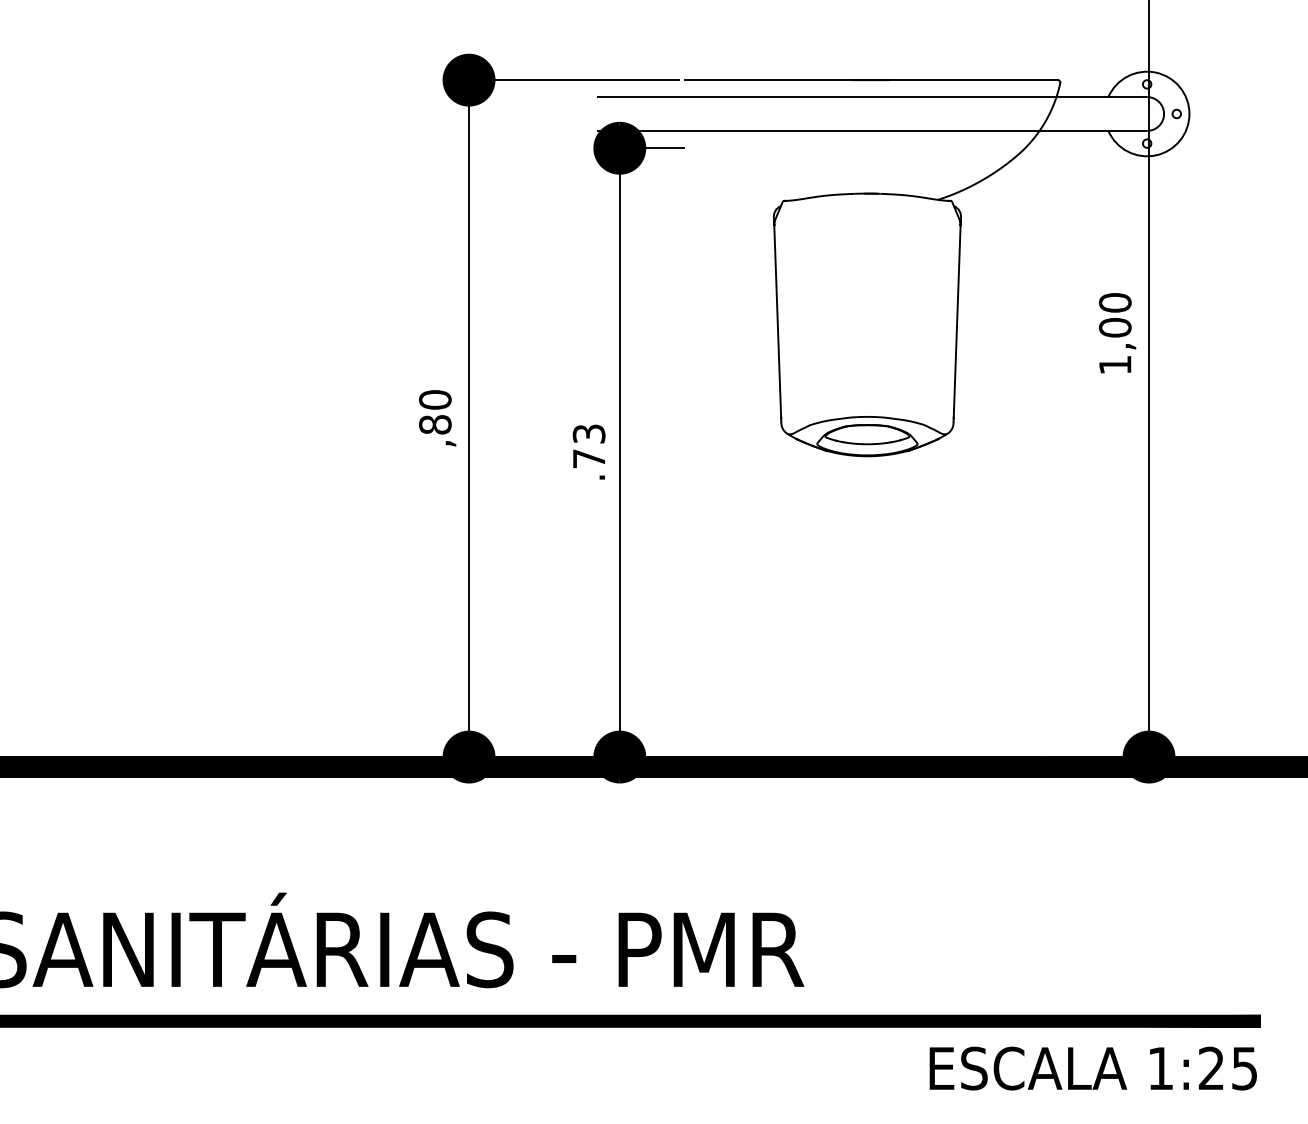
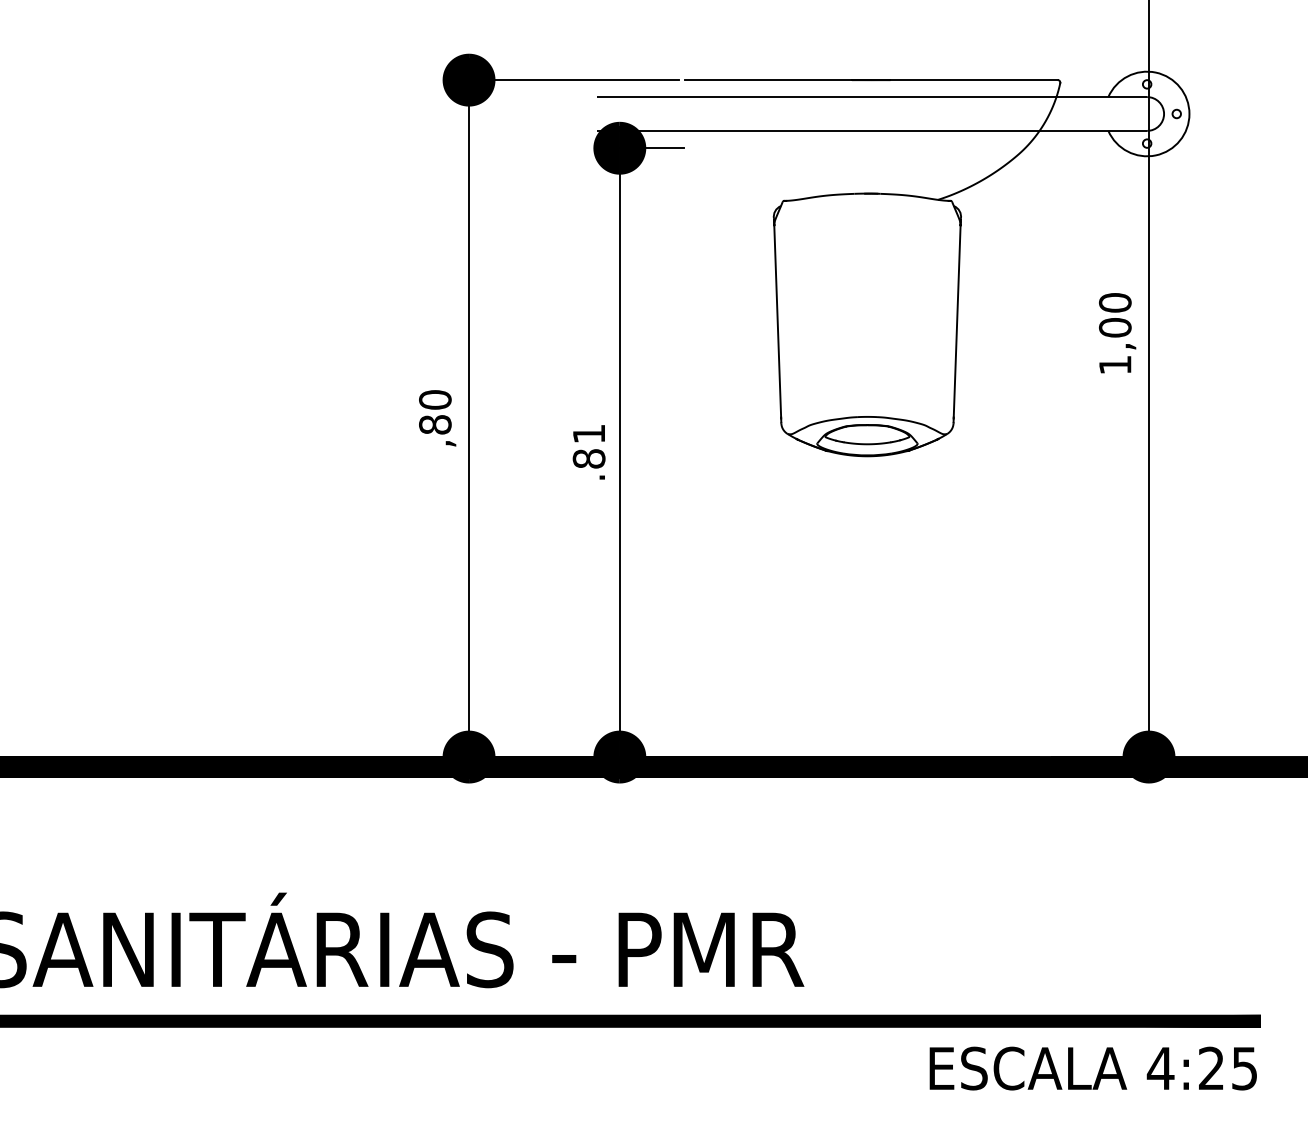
text: .73 -> .81 (588, 446)
text: 1:25 -> 4:25 (1160, 1068)
